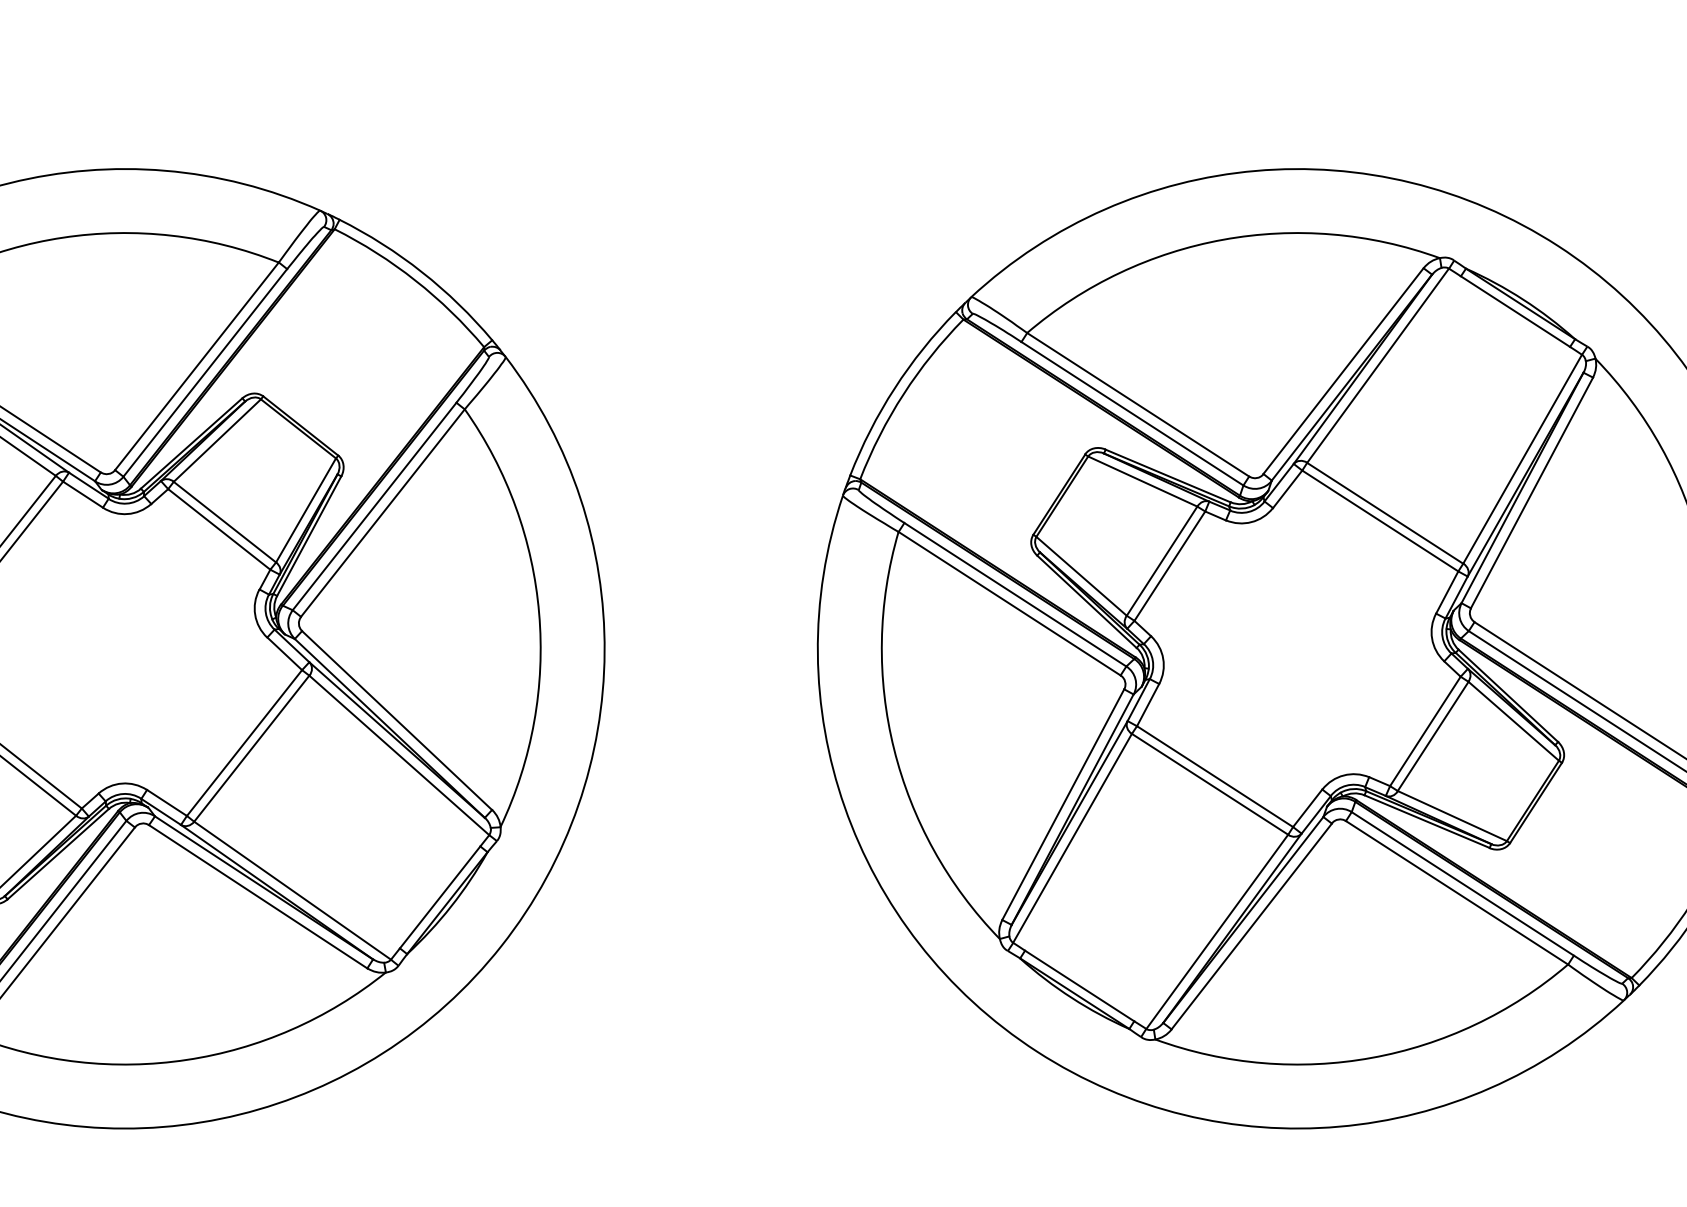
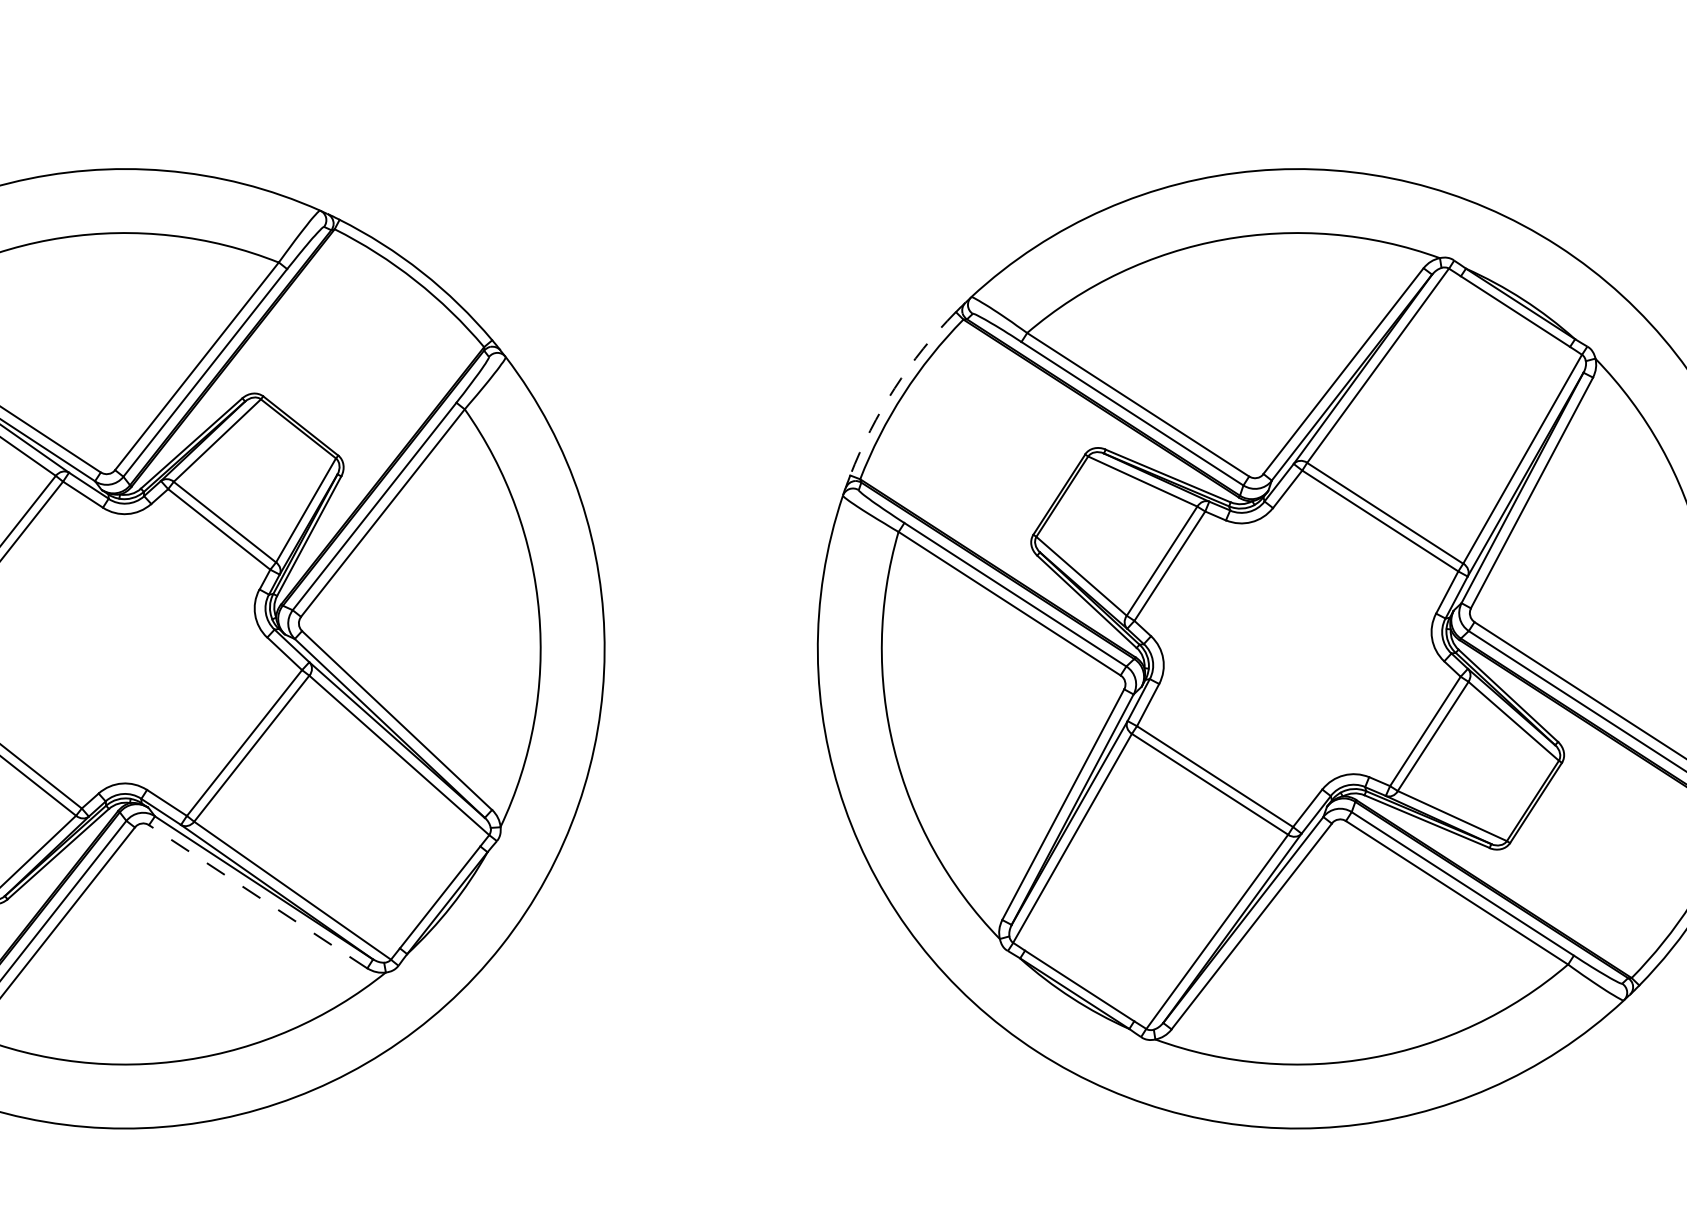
arc: solid -> dashed (894, 388)
line: solid -> dashed (258, 896)
